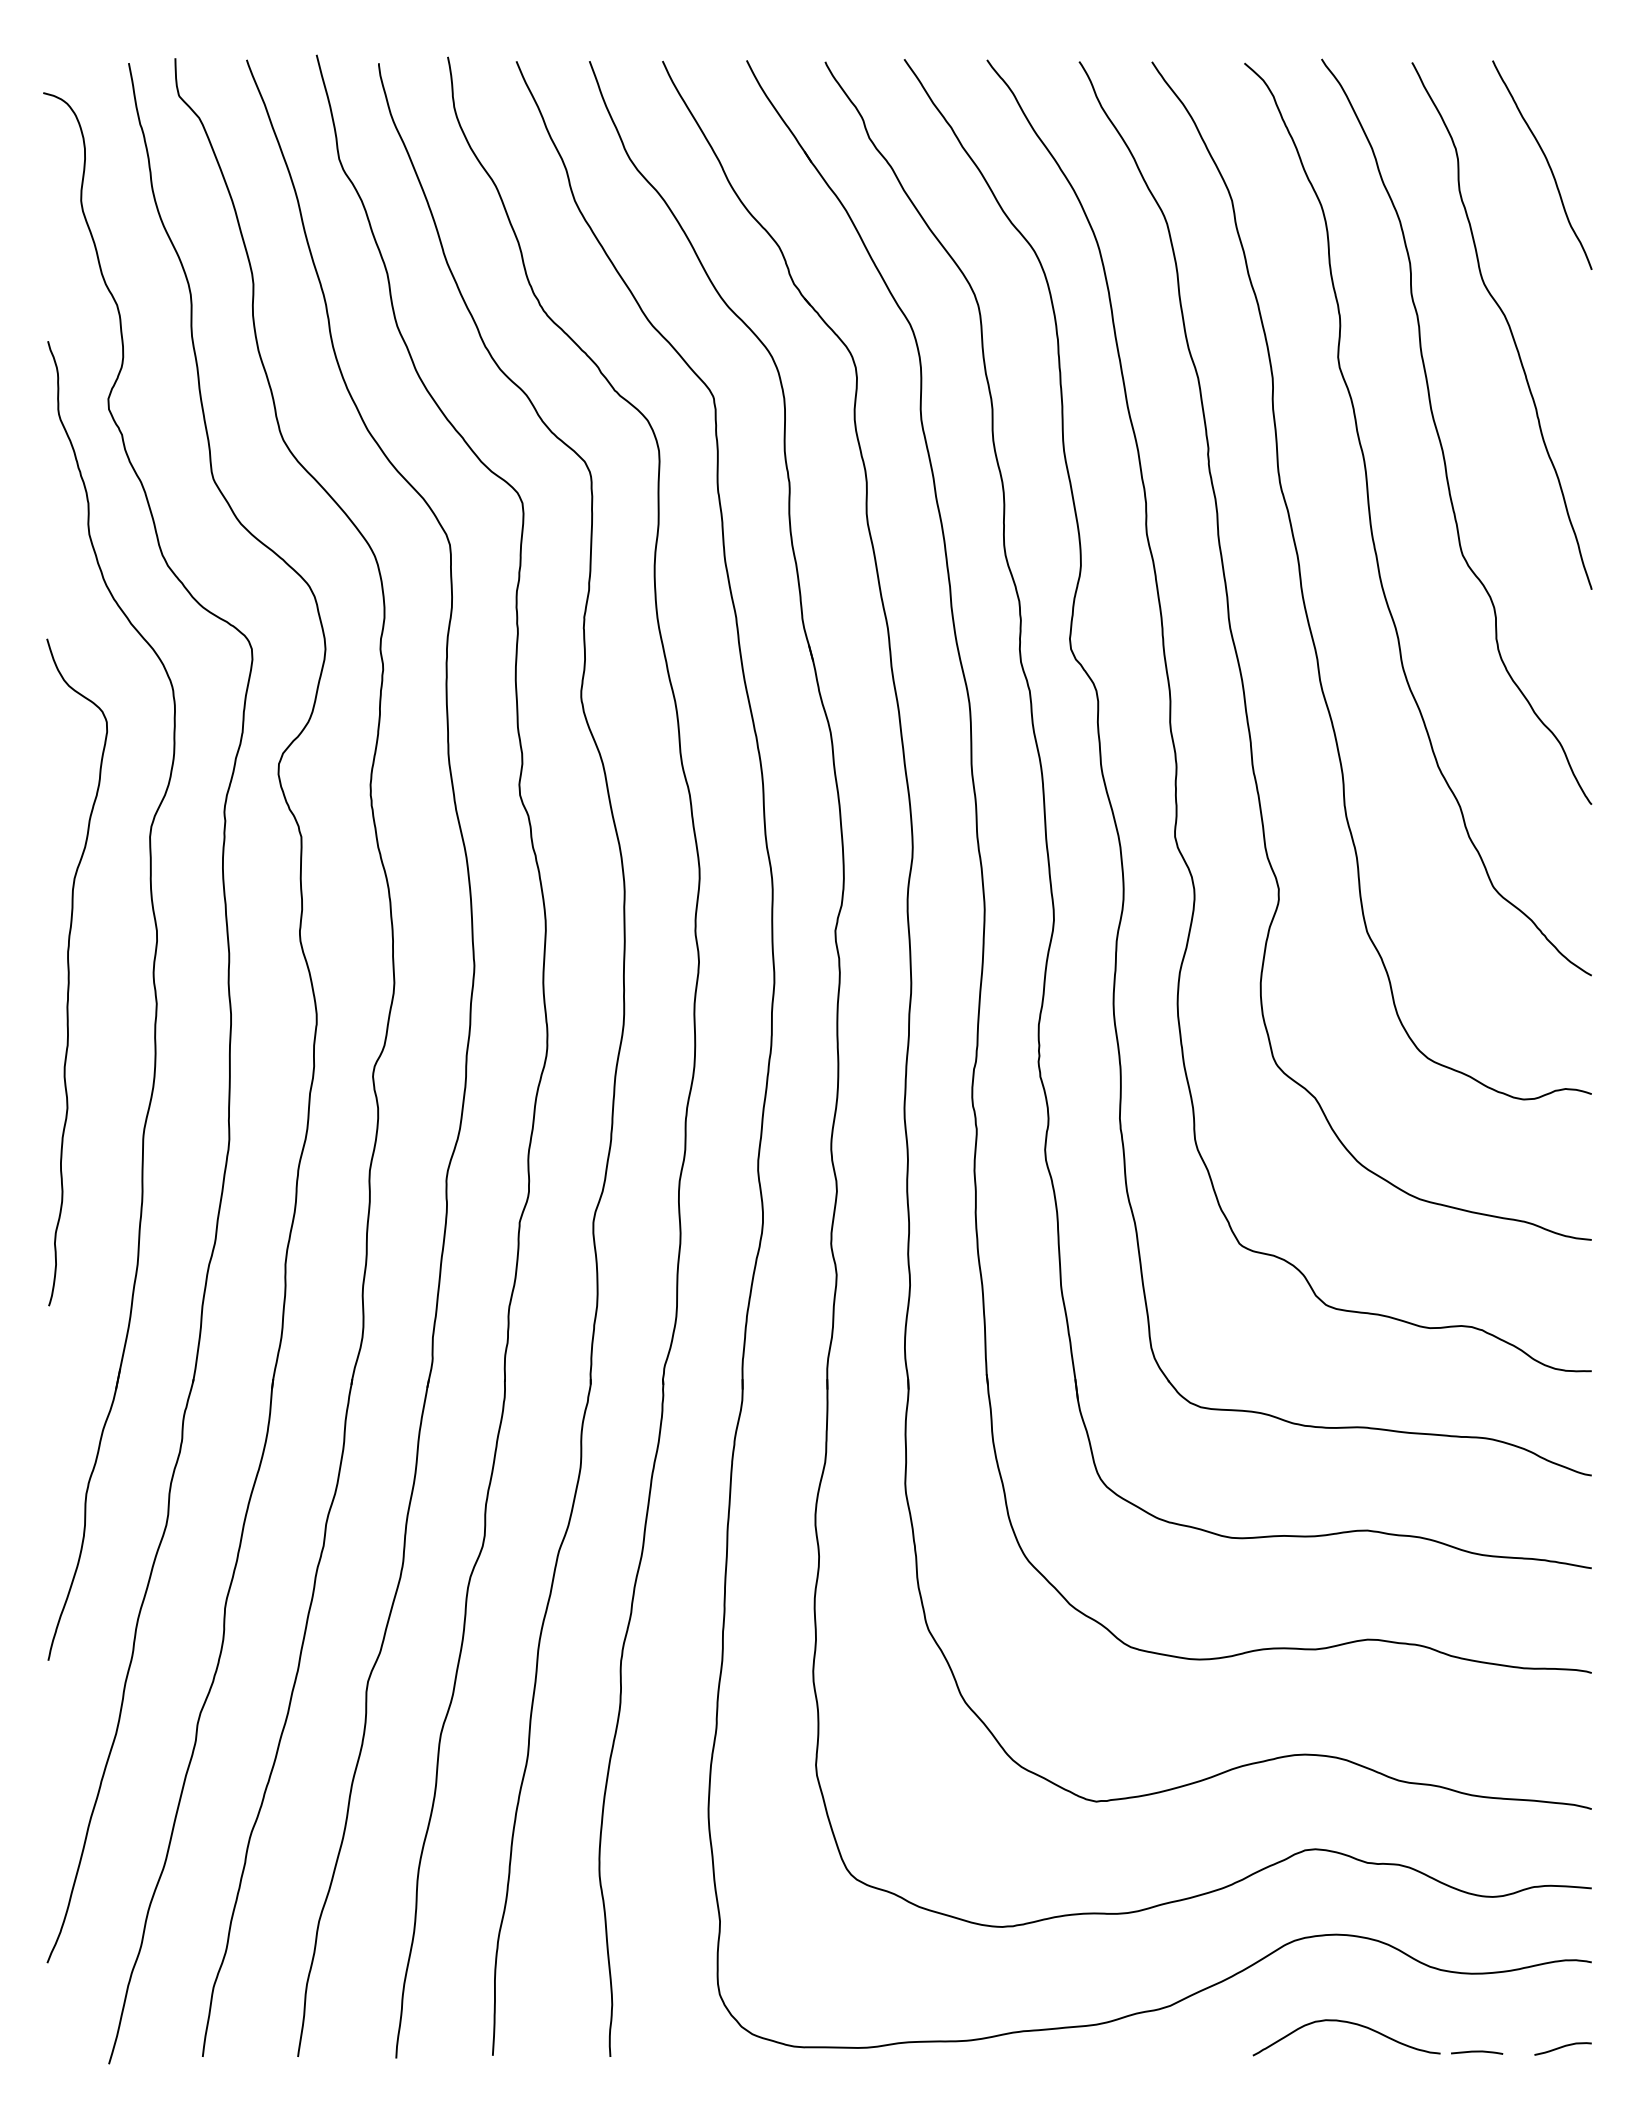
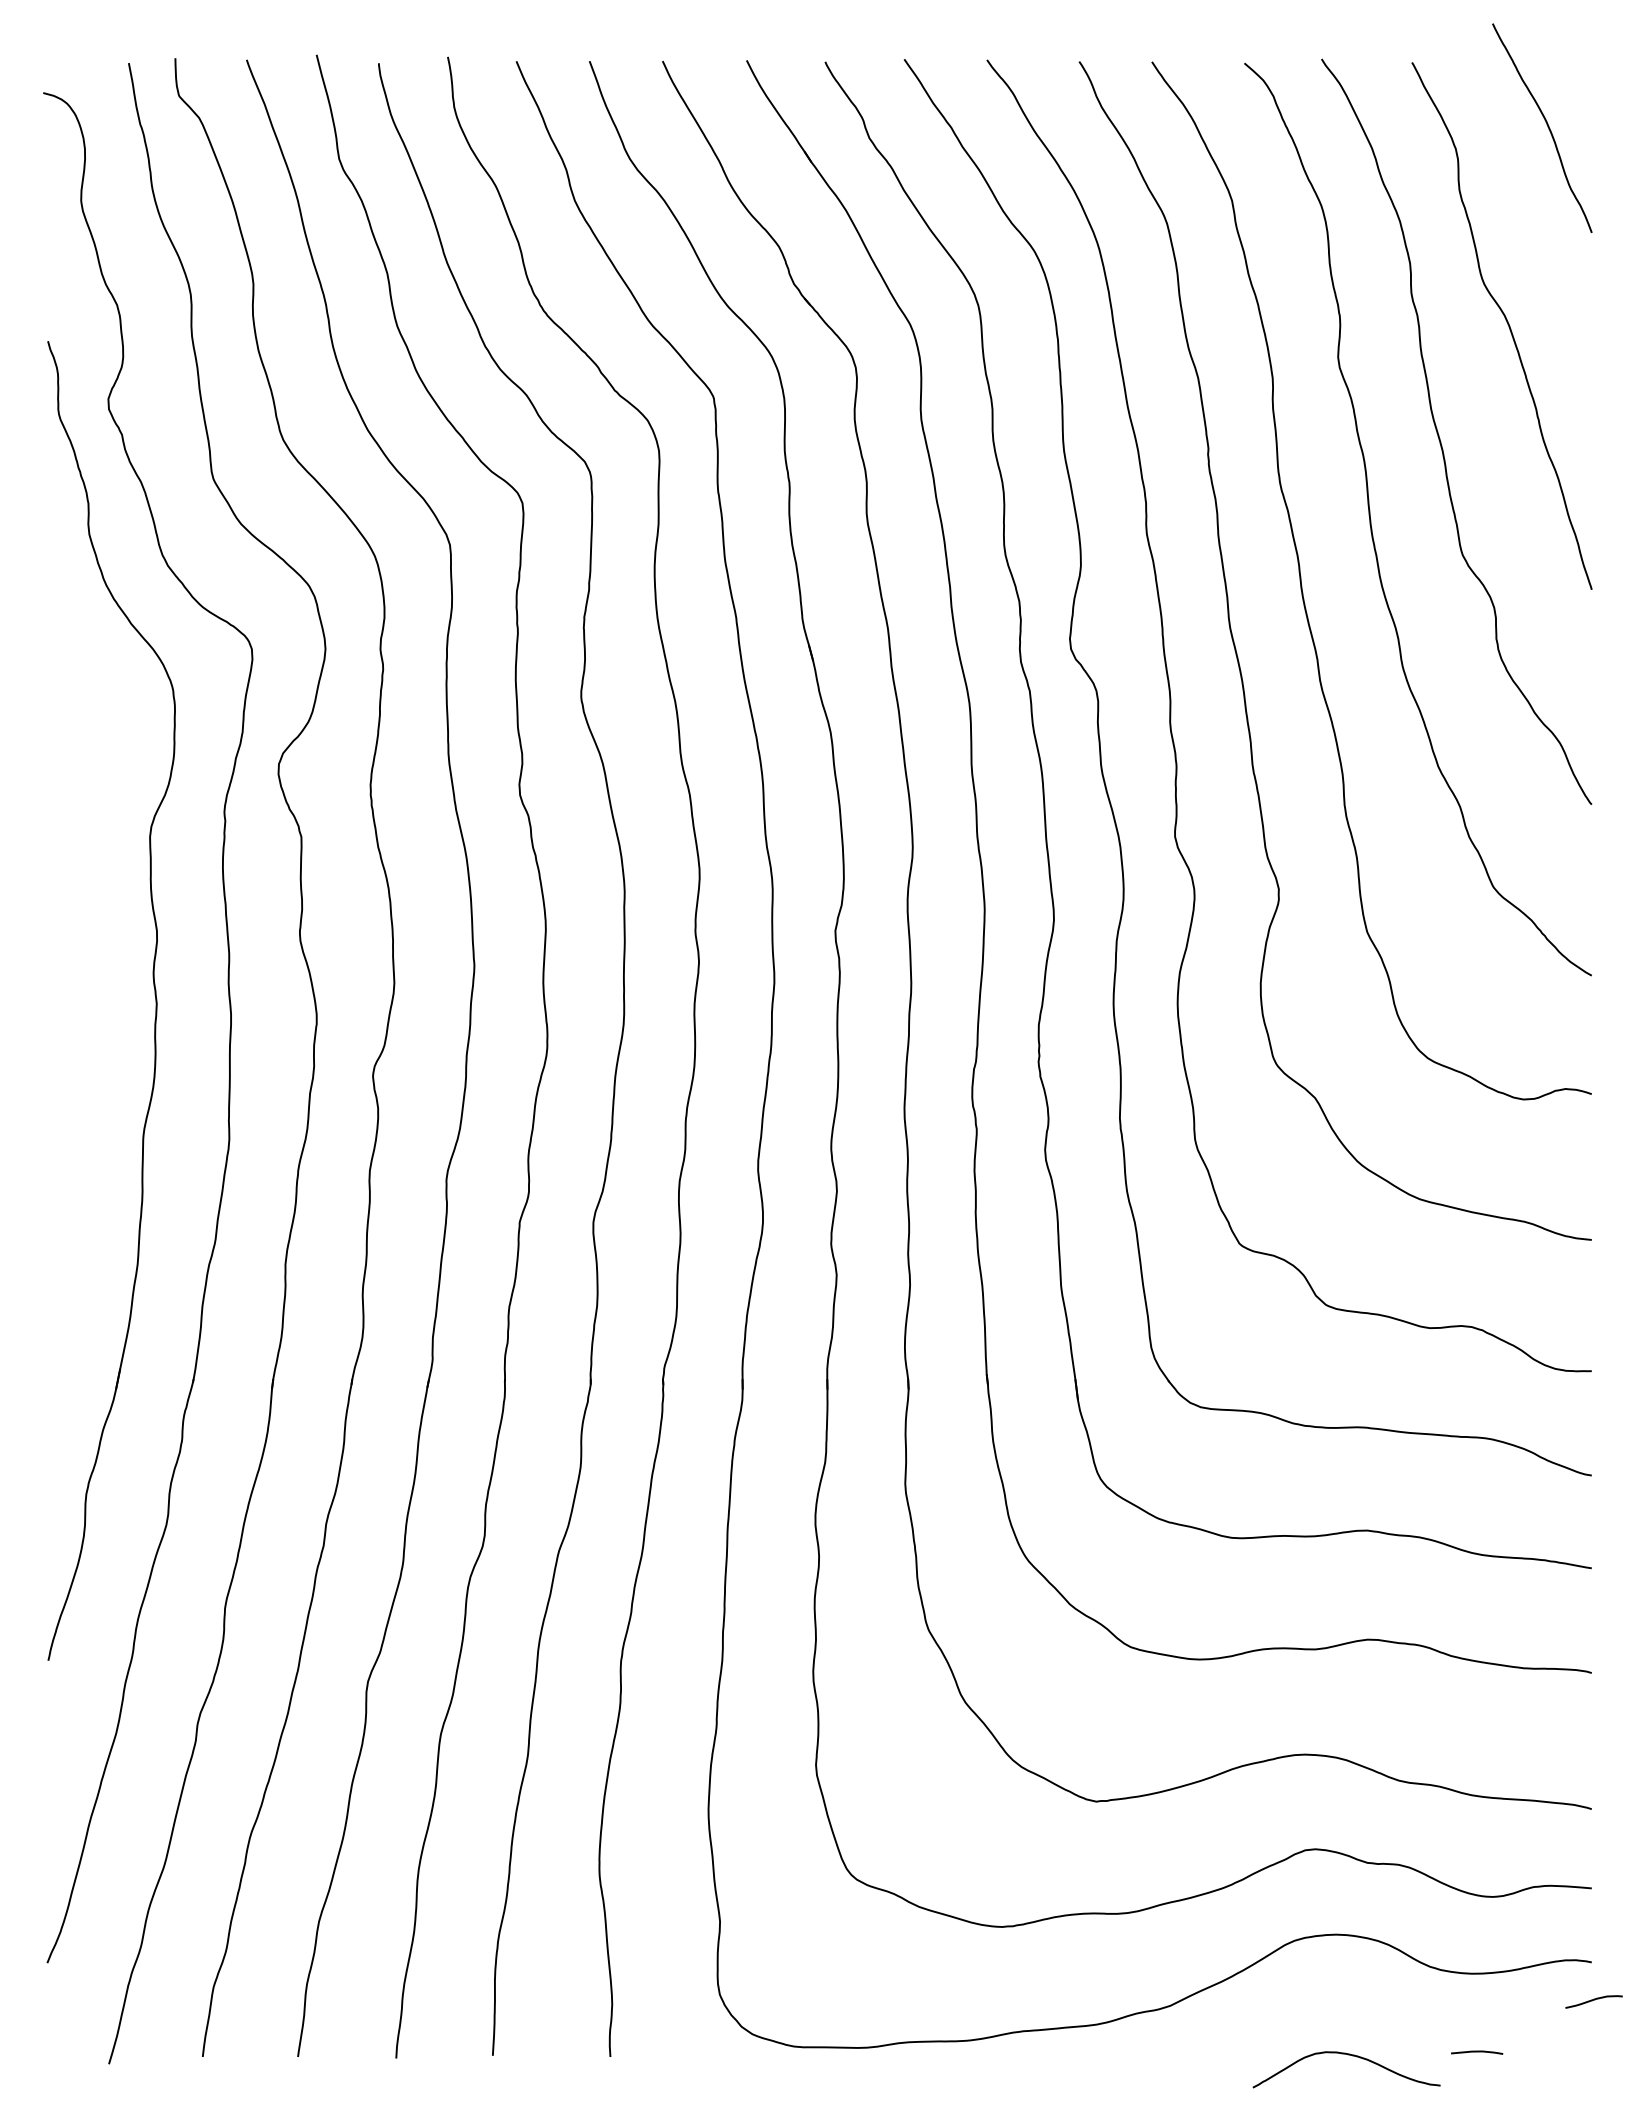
curve position: (1546, 161) -> (1546, 124) (1546, 124)
curve: present -> none (69, 972)
curve position: (1348, 2023) -> (1348, 2055) (1348, 2055)
curve position: (1562, 2047) -> (1593, 2000) (1593, 2000)
